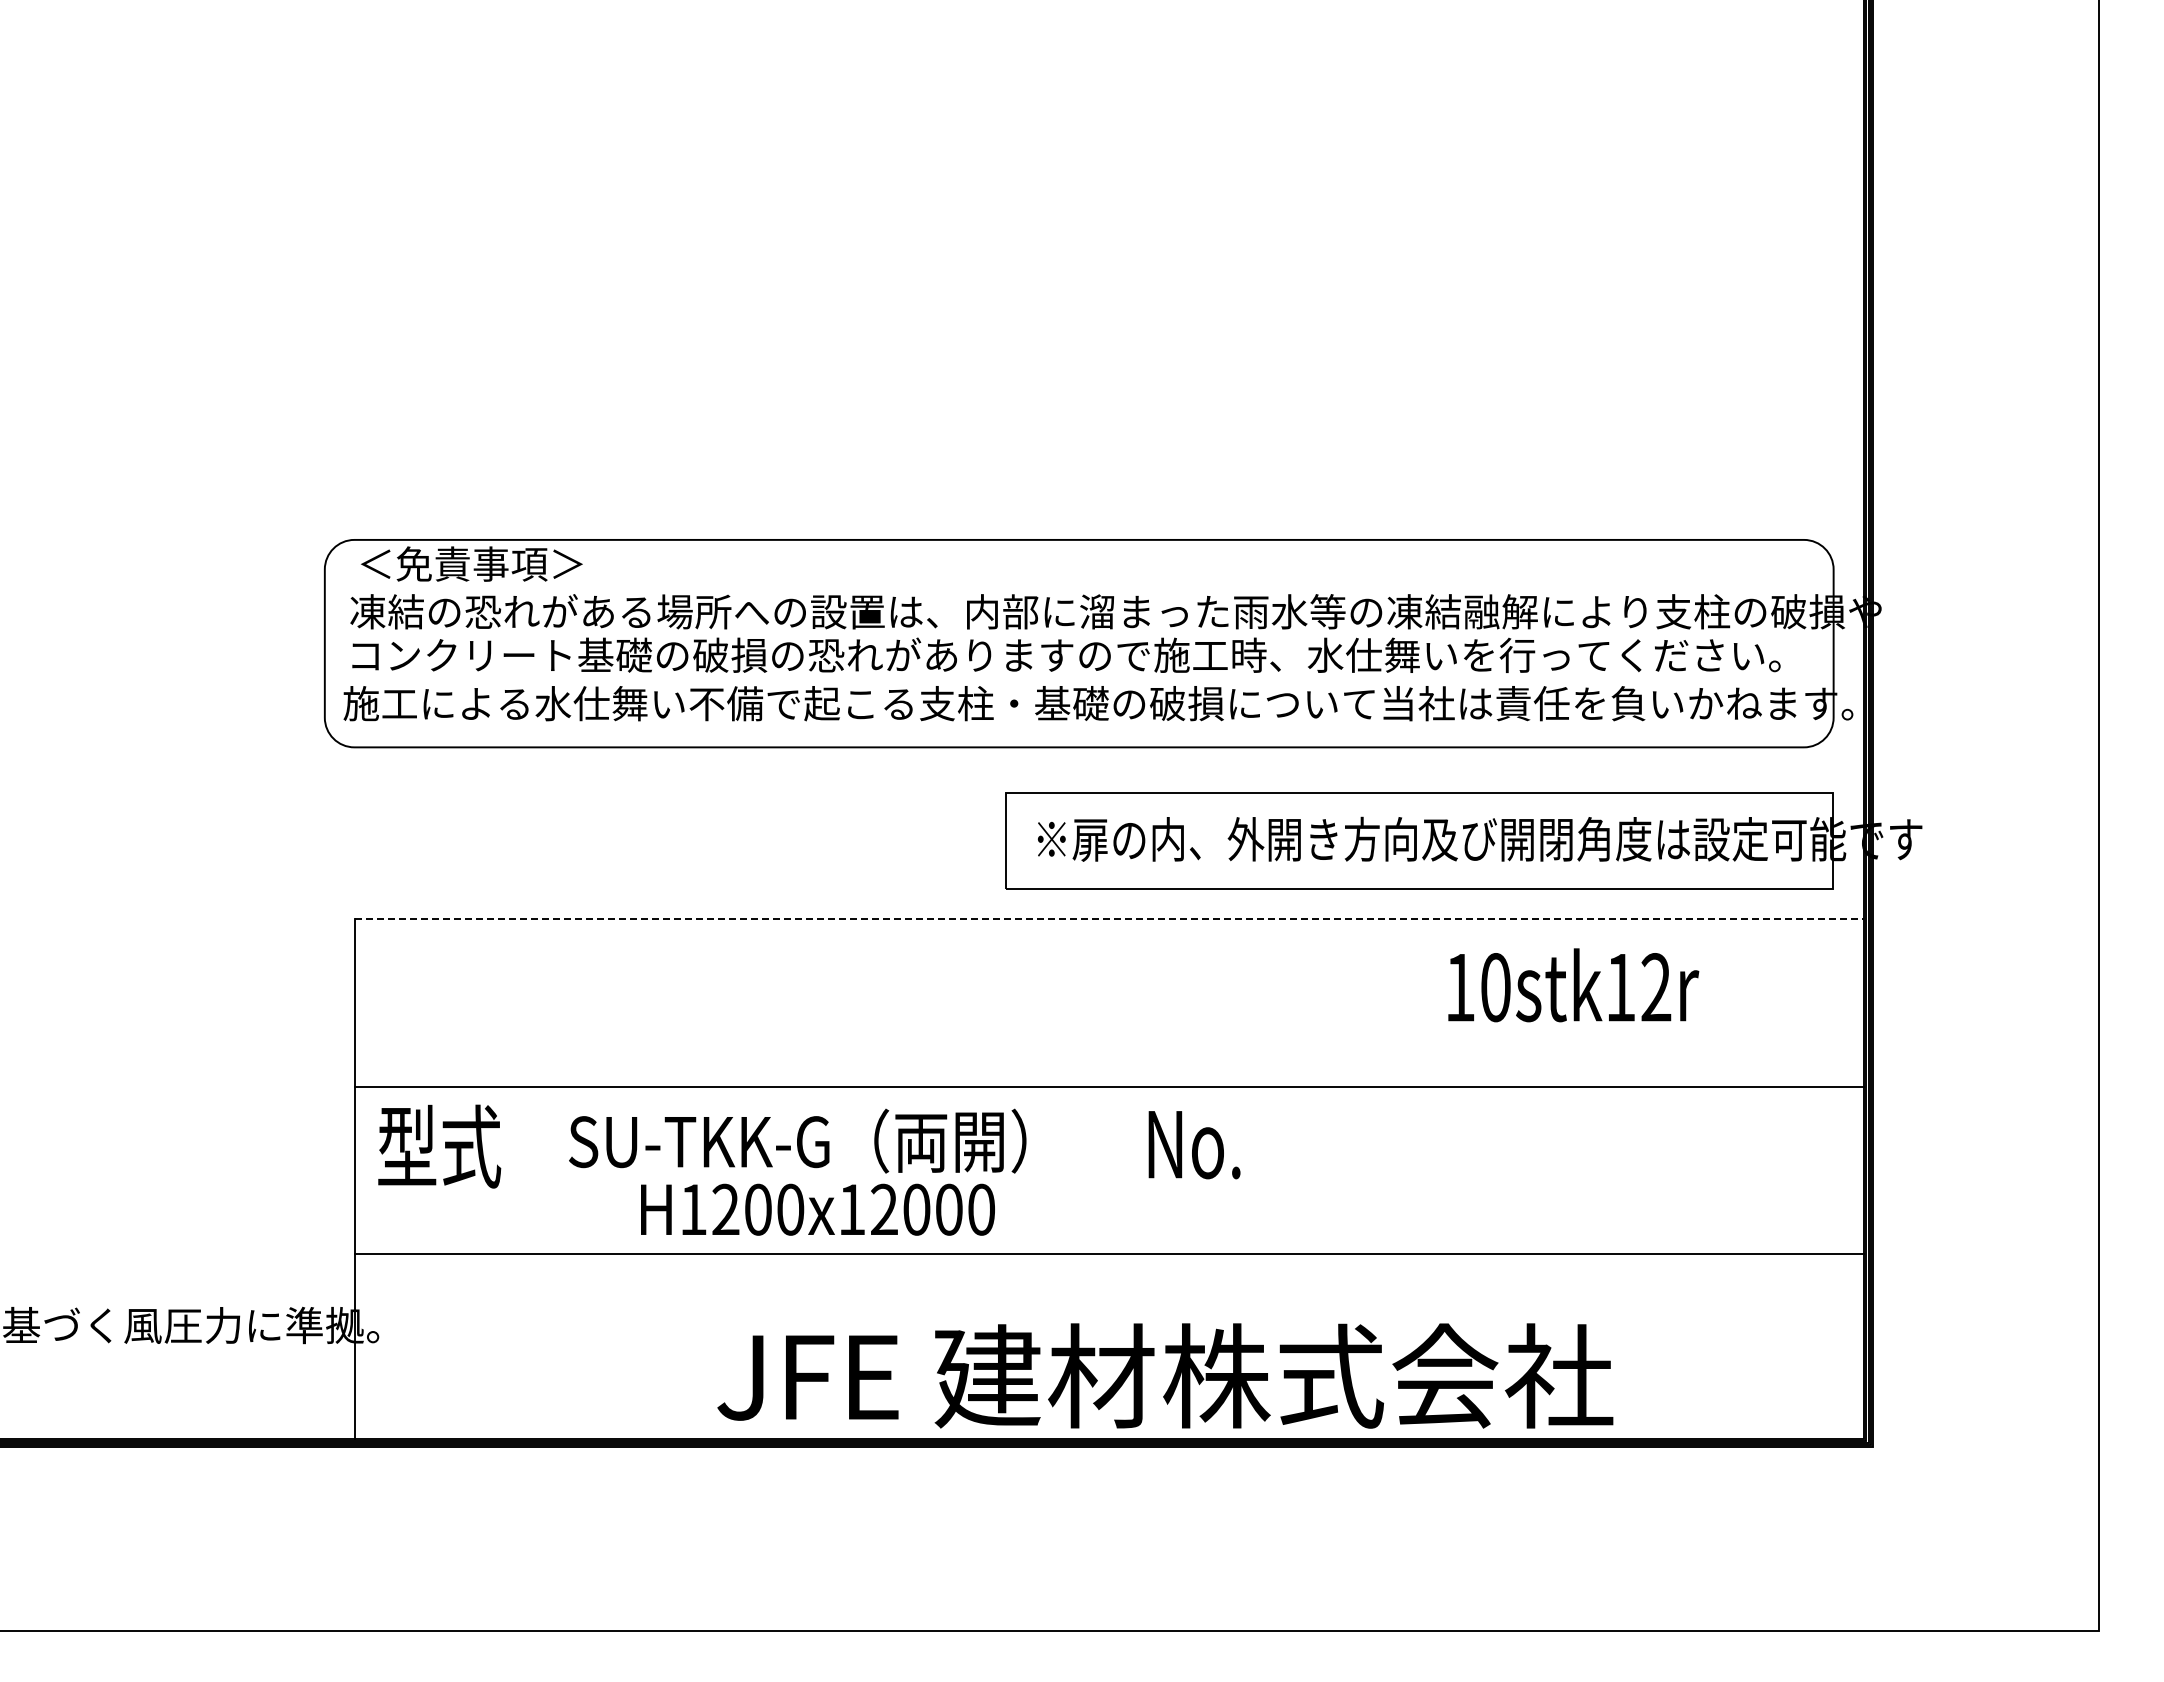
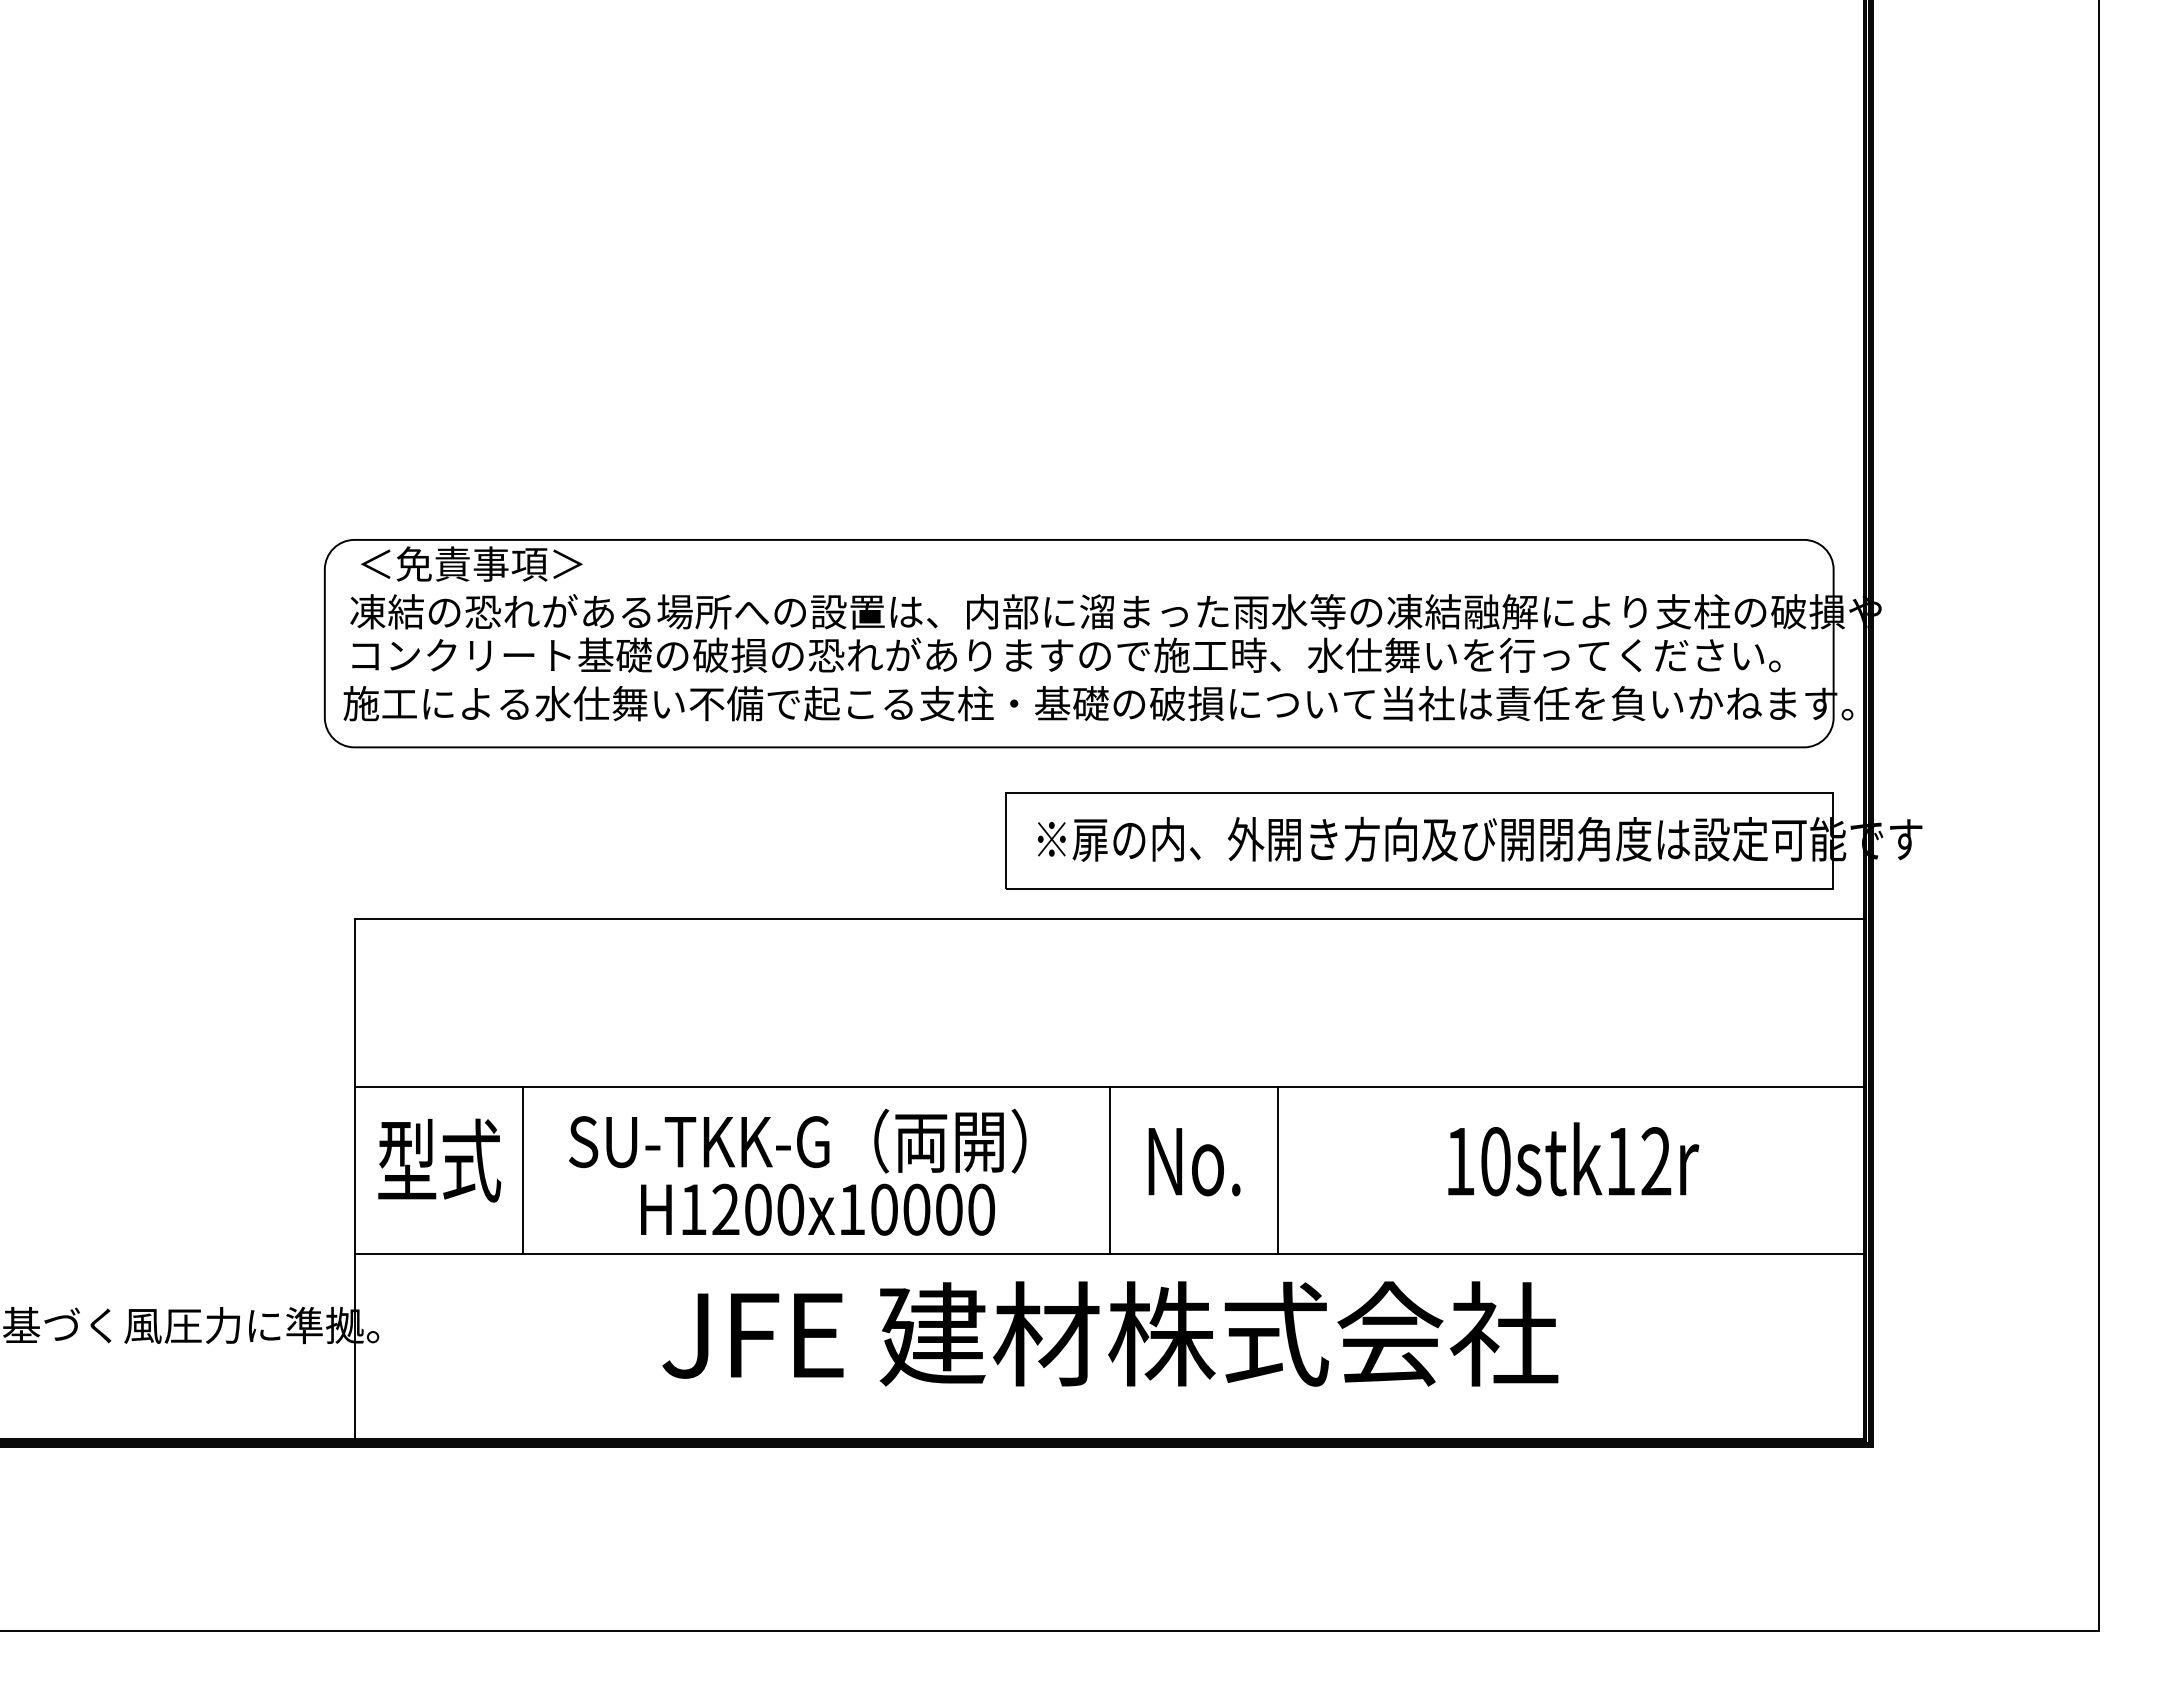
line: dashed -> solid (1110, 918)
text position: (1573, 985) -> (1573, 1159) (1573, 1159)
text position: (1194, 1145) -> (1194, 1162) (1194, 1162)
text position: (439, 1146) -> (439, 1160) (439, 1160)
line: none -> present (523, 1170)
line: none -> present (1109, 1170)
line: none -> present (1277, 1170)
text: H1200x12000 -> H1200x10000 (884, 1209)
text position: (1165, 1375) -> (1110, 1333) (1110, 1333)
